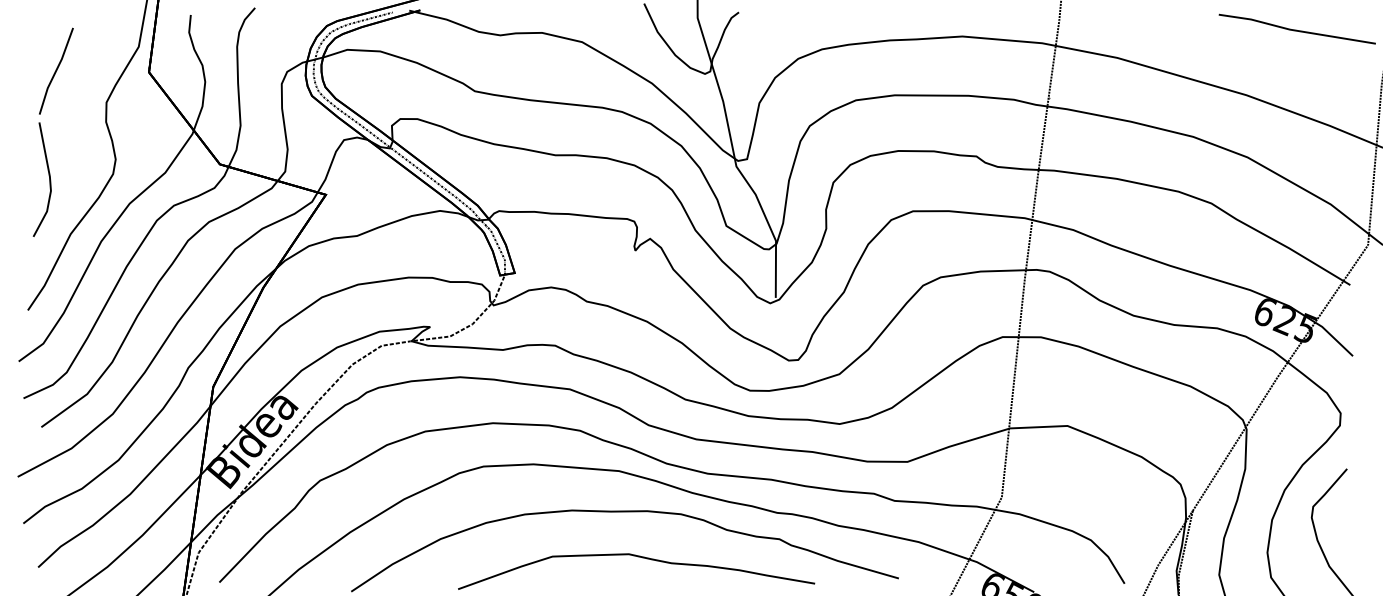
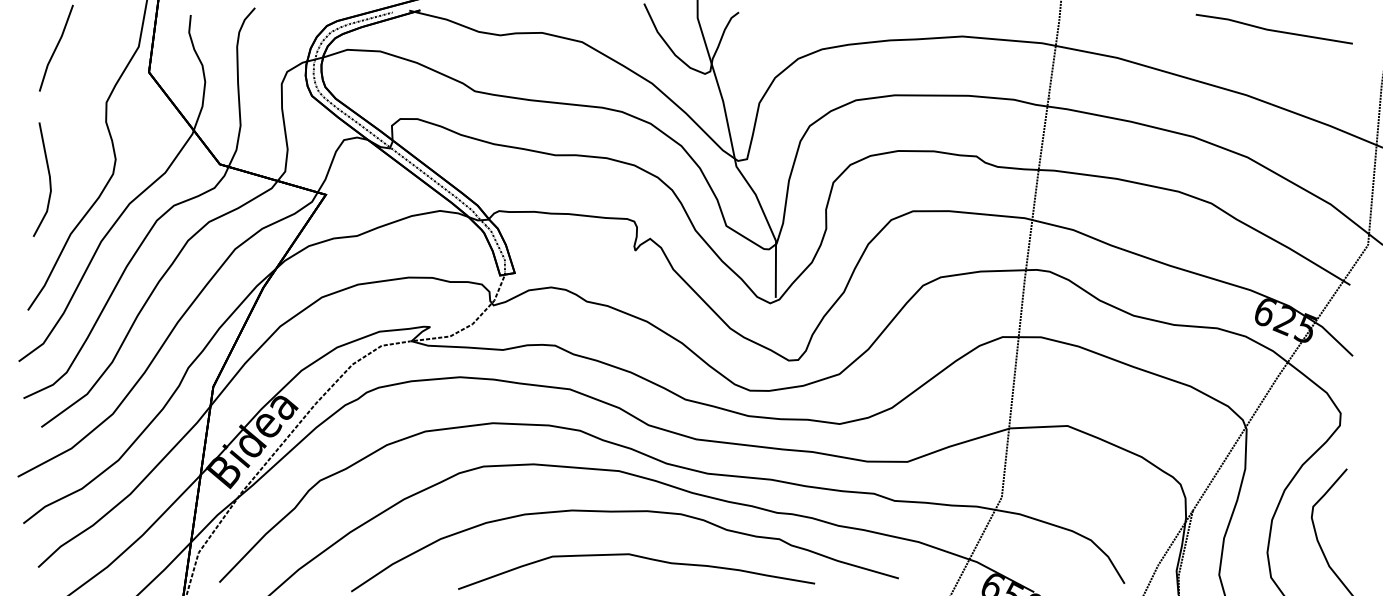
line position: (1296, 29) -> (1273, 29) (1273, 29)
line position: (56, 70) -> (56, 47) (56, 47)
